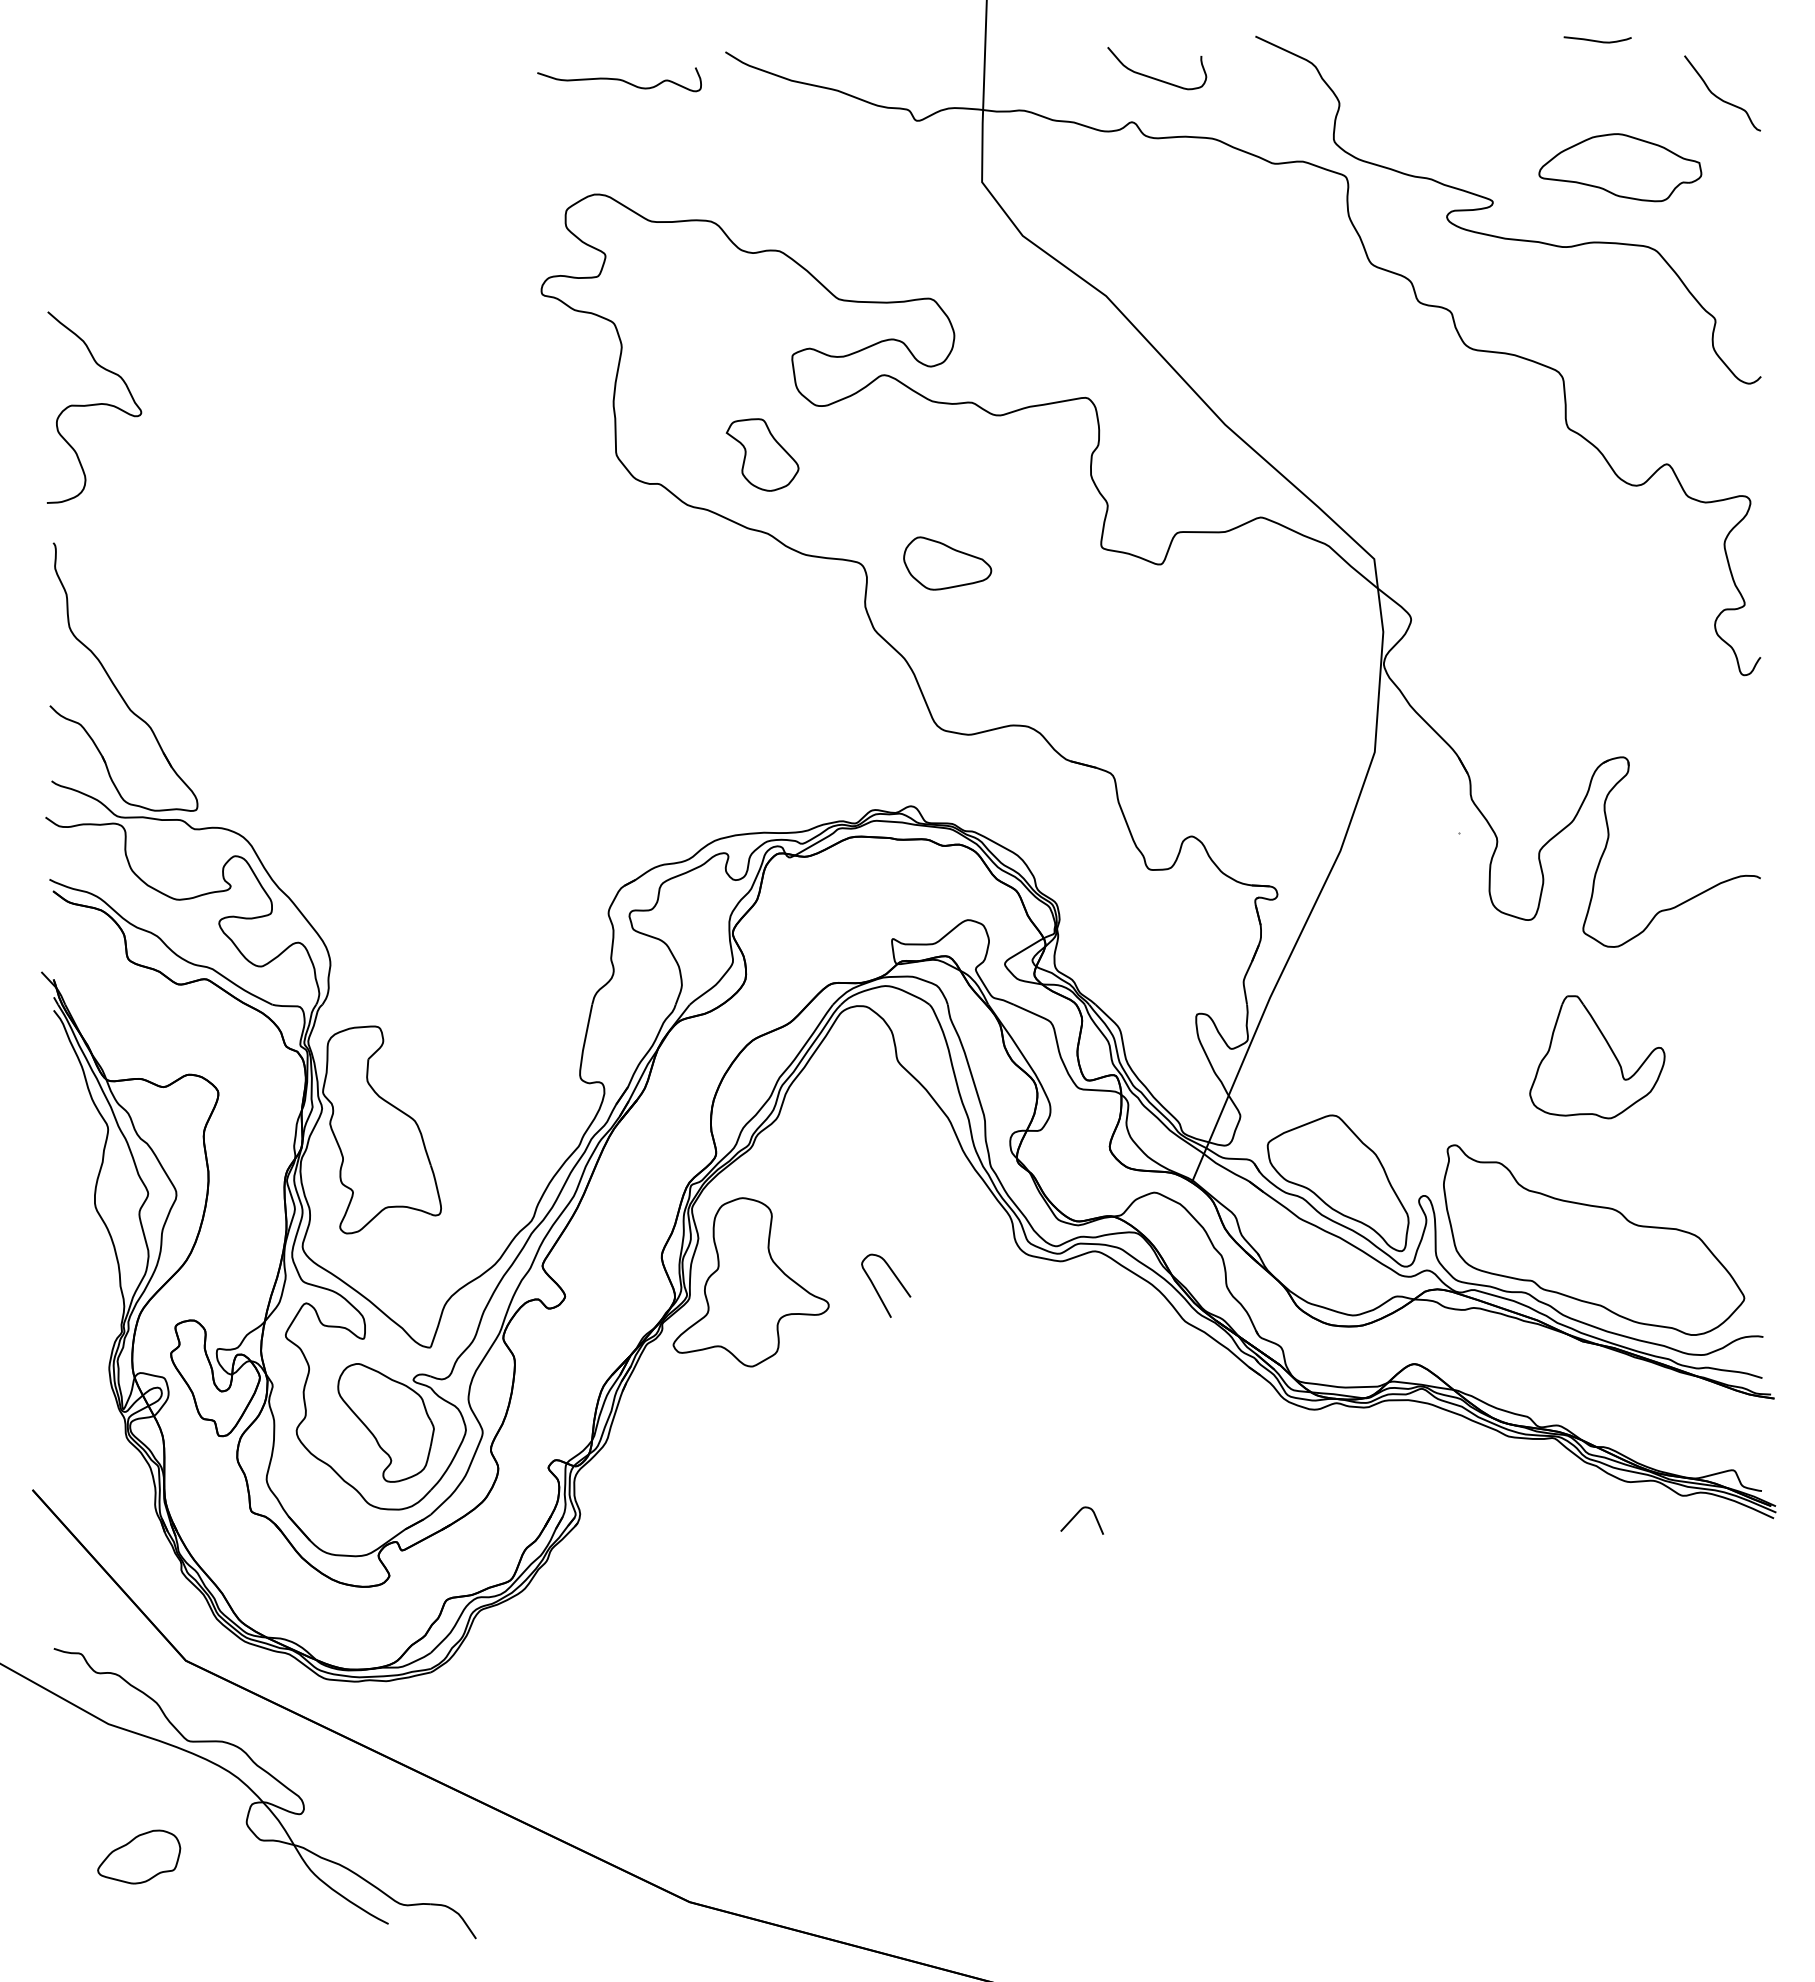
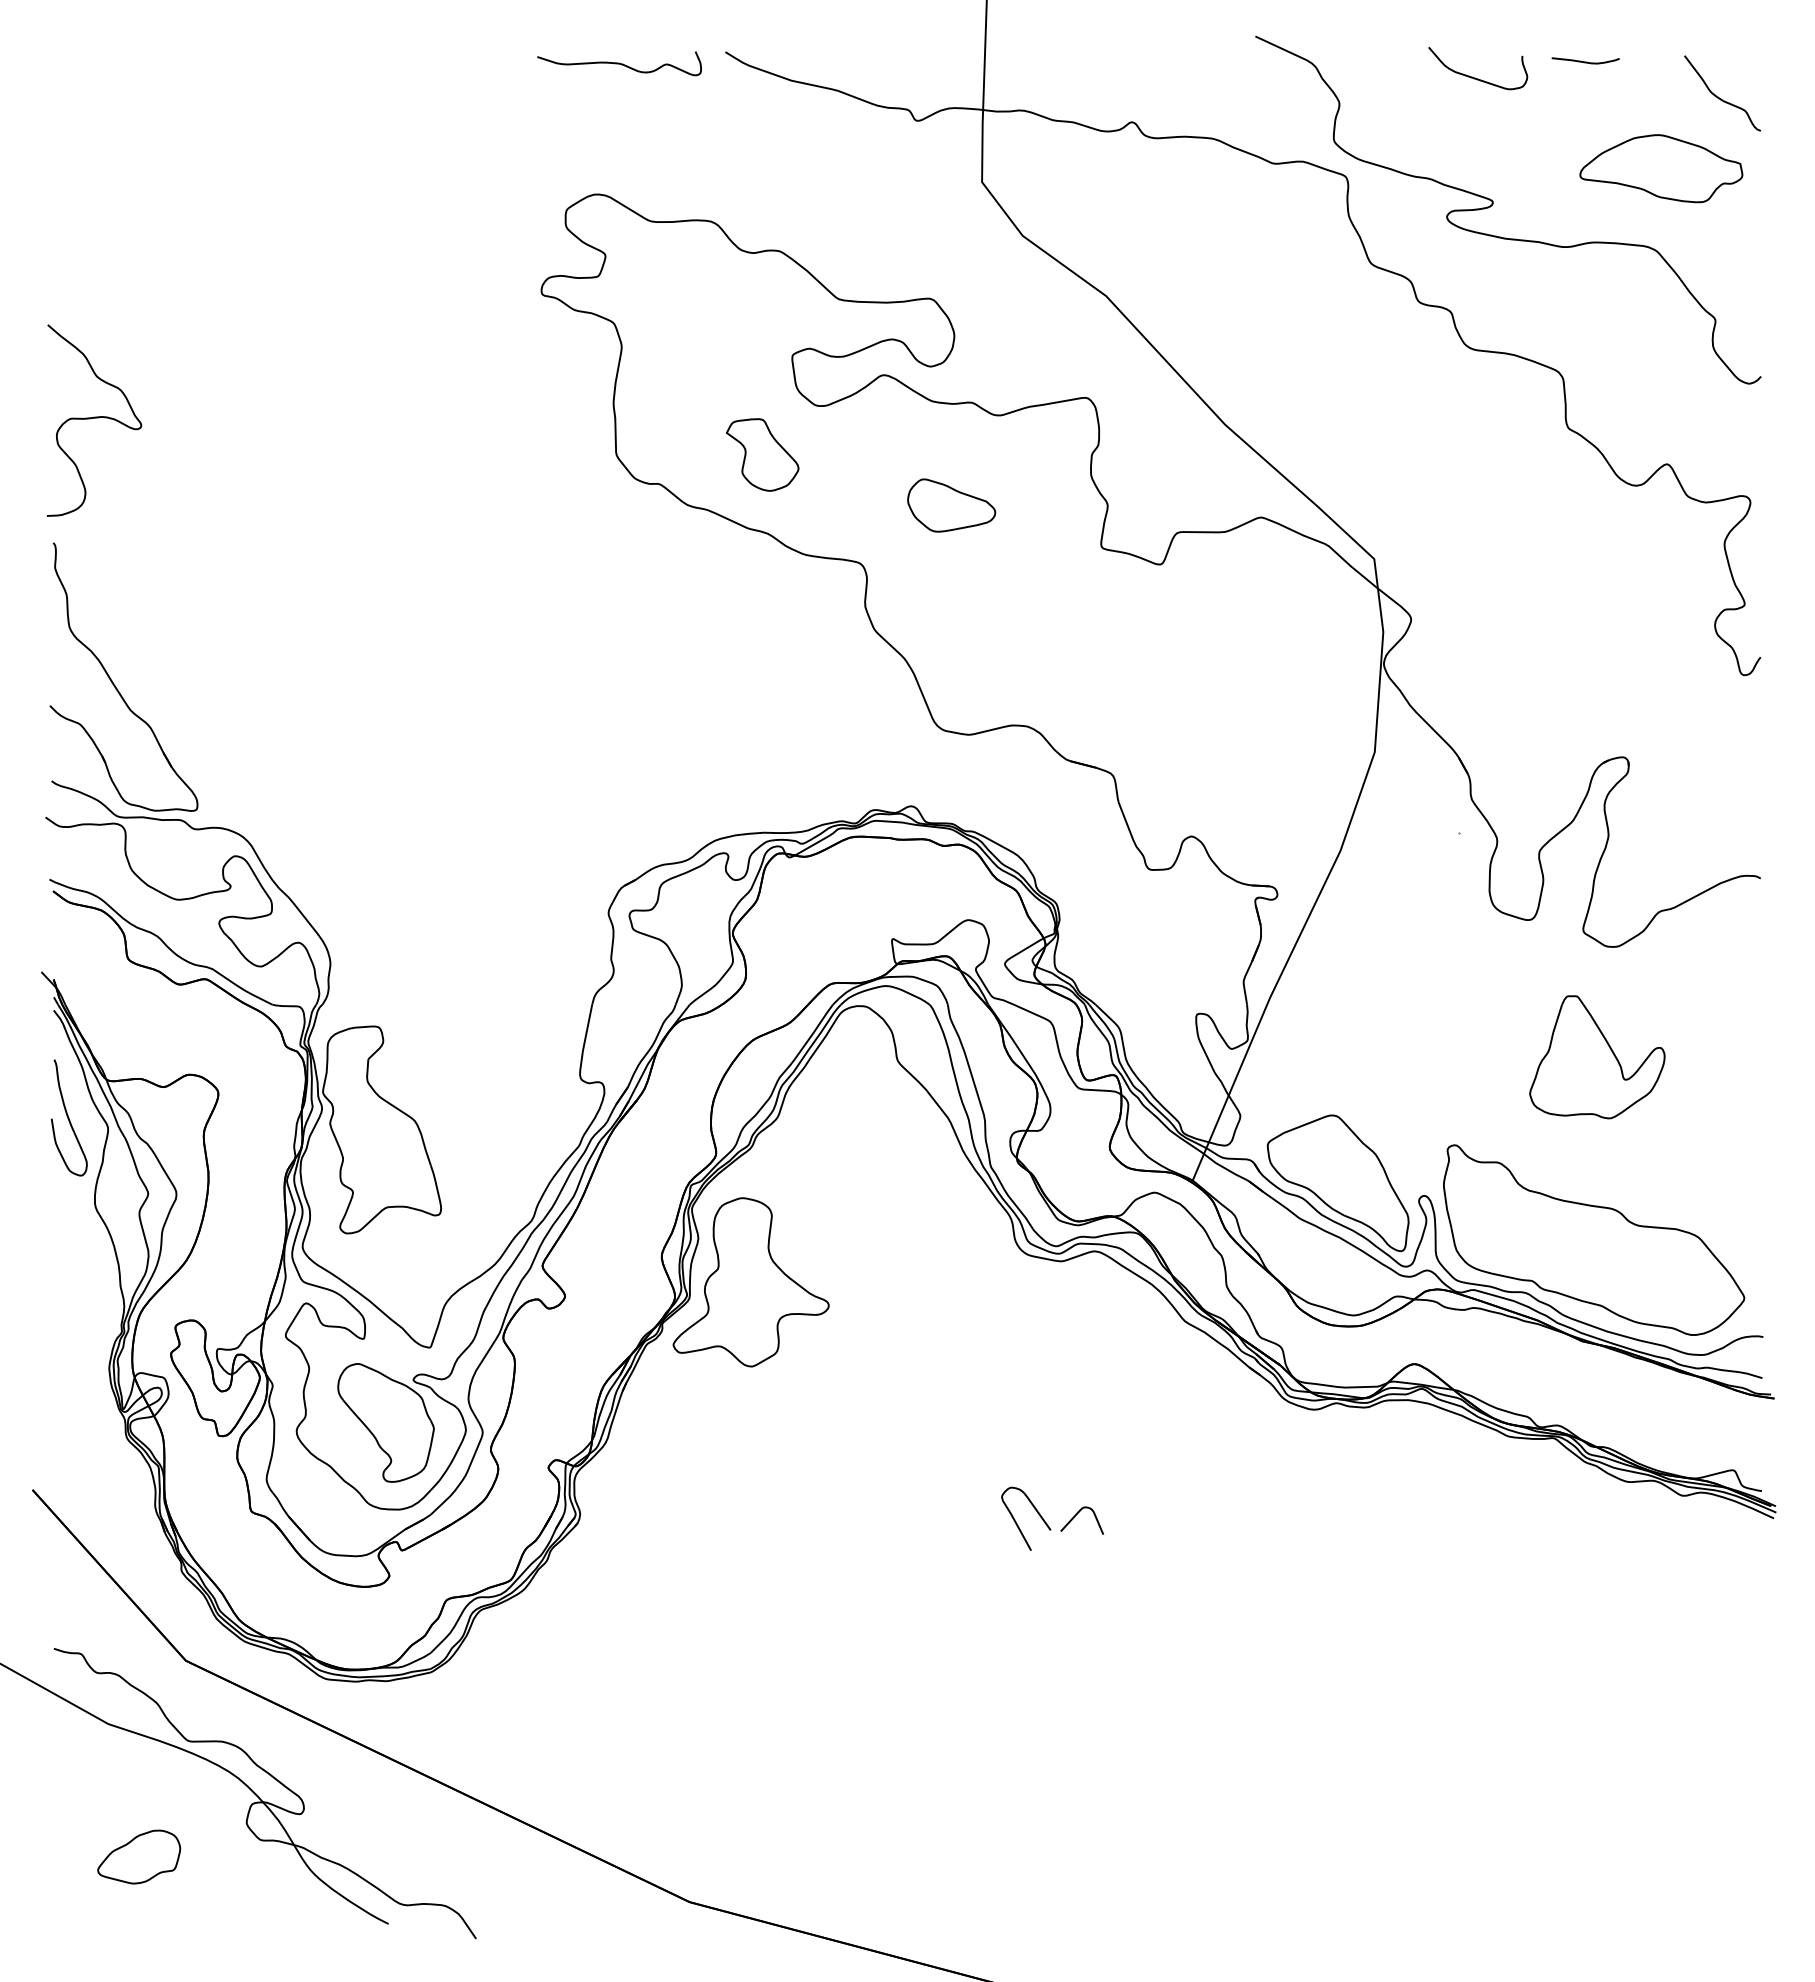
curve position: (1597, 40) -> (1585, 61) (1585, 61)
curve position: (1154, 77) -> (1475, 77) (1475, 77)
curve position: (619, 79) -> (619, 63) (619, 63)
part position: (1620, 167) -> (1661, 168) (1661, 168)
curve position: (94, 405) -> (94, 418) (94, 418)
part position: (947, 563) -> (951, 505) (951, 505)
curve: none -> present (68, 1117)
curve position: (877, 1290) -> (1017, 1523) (1017, 1523)
